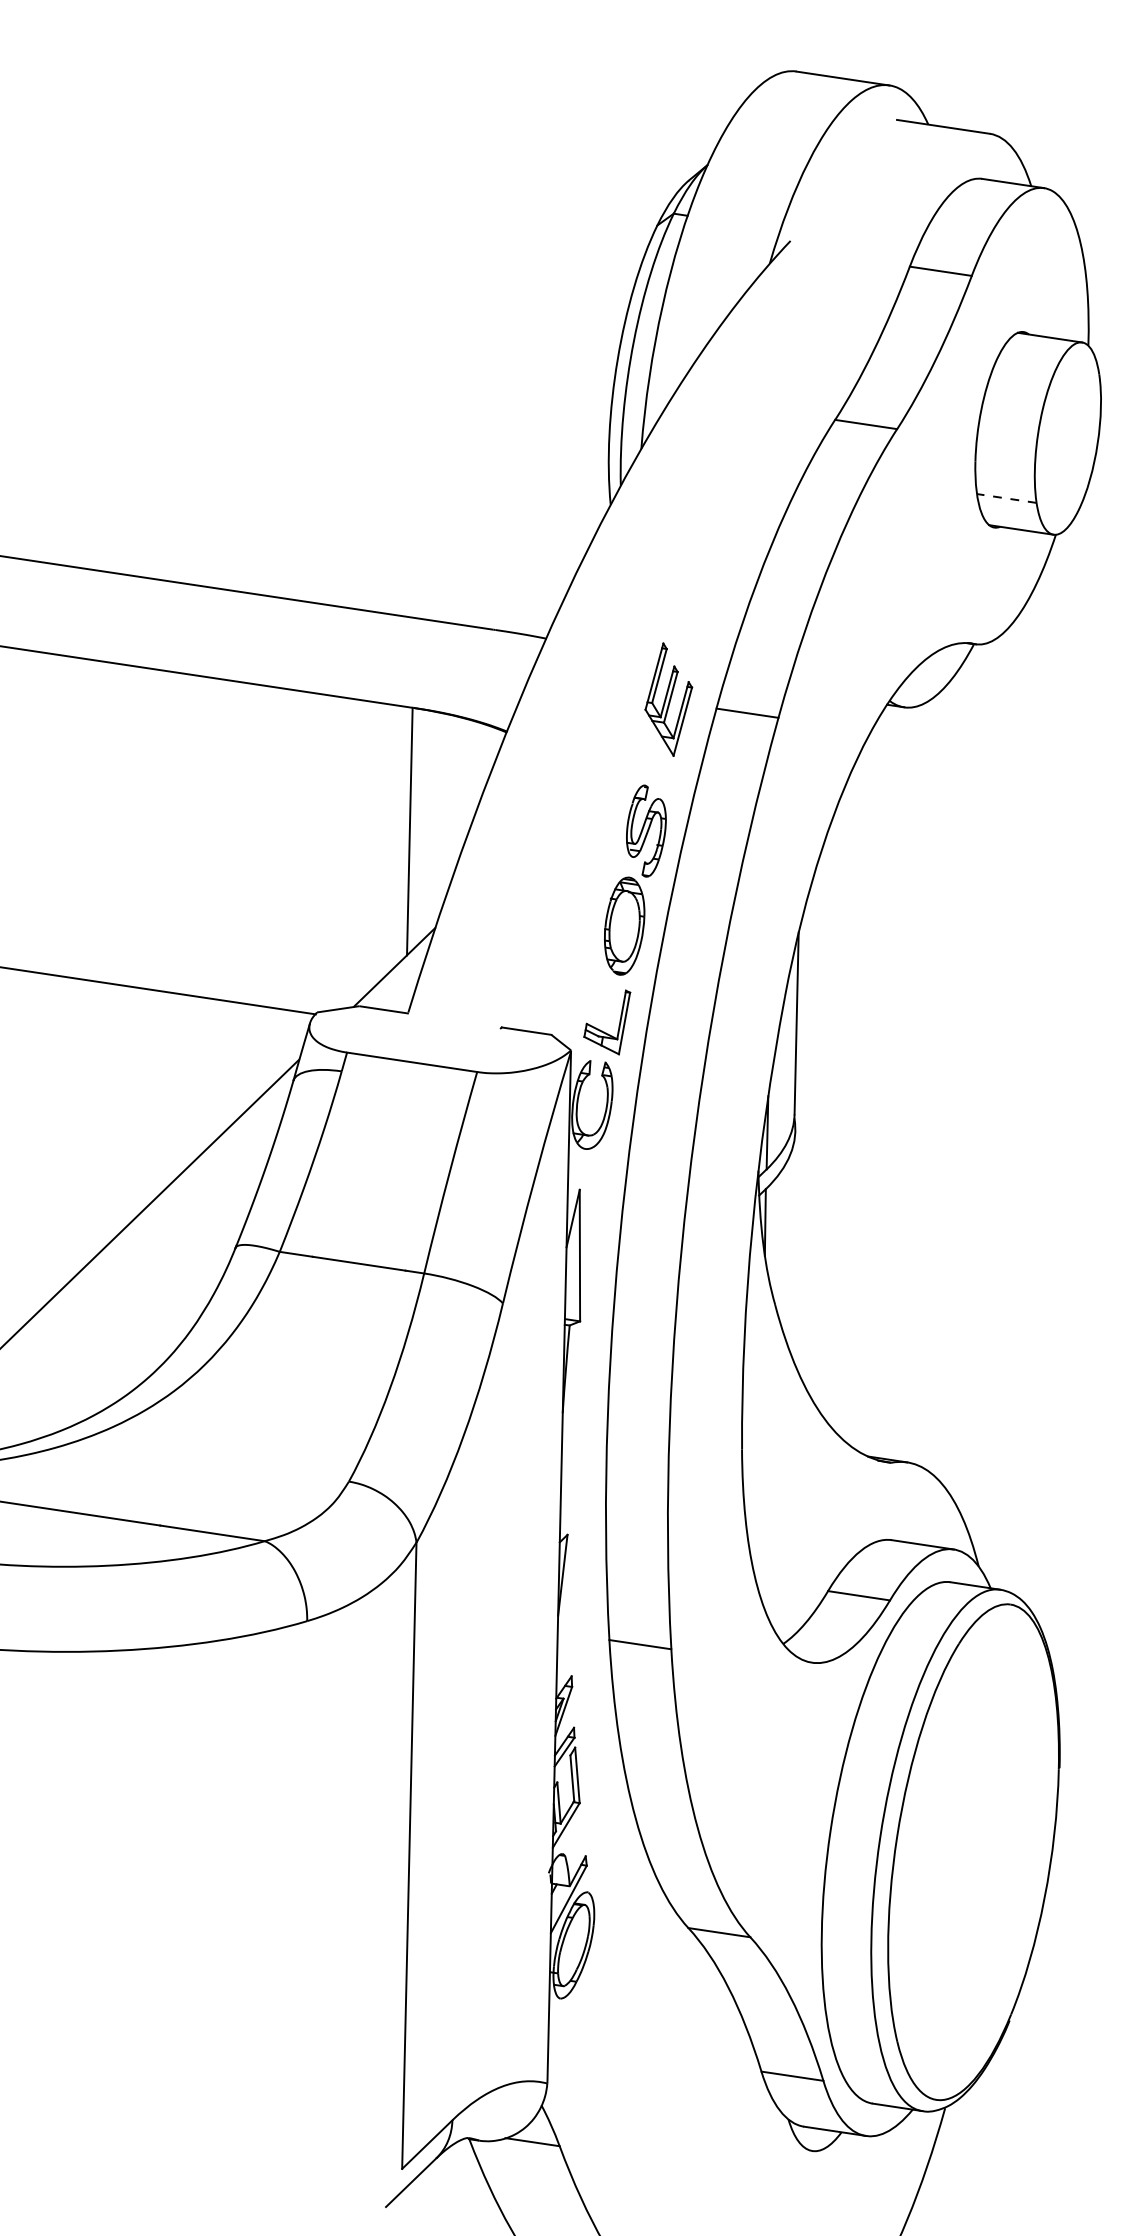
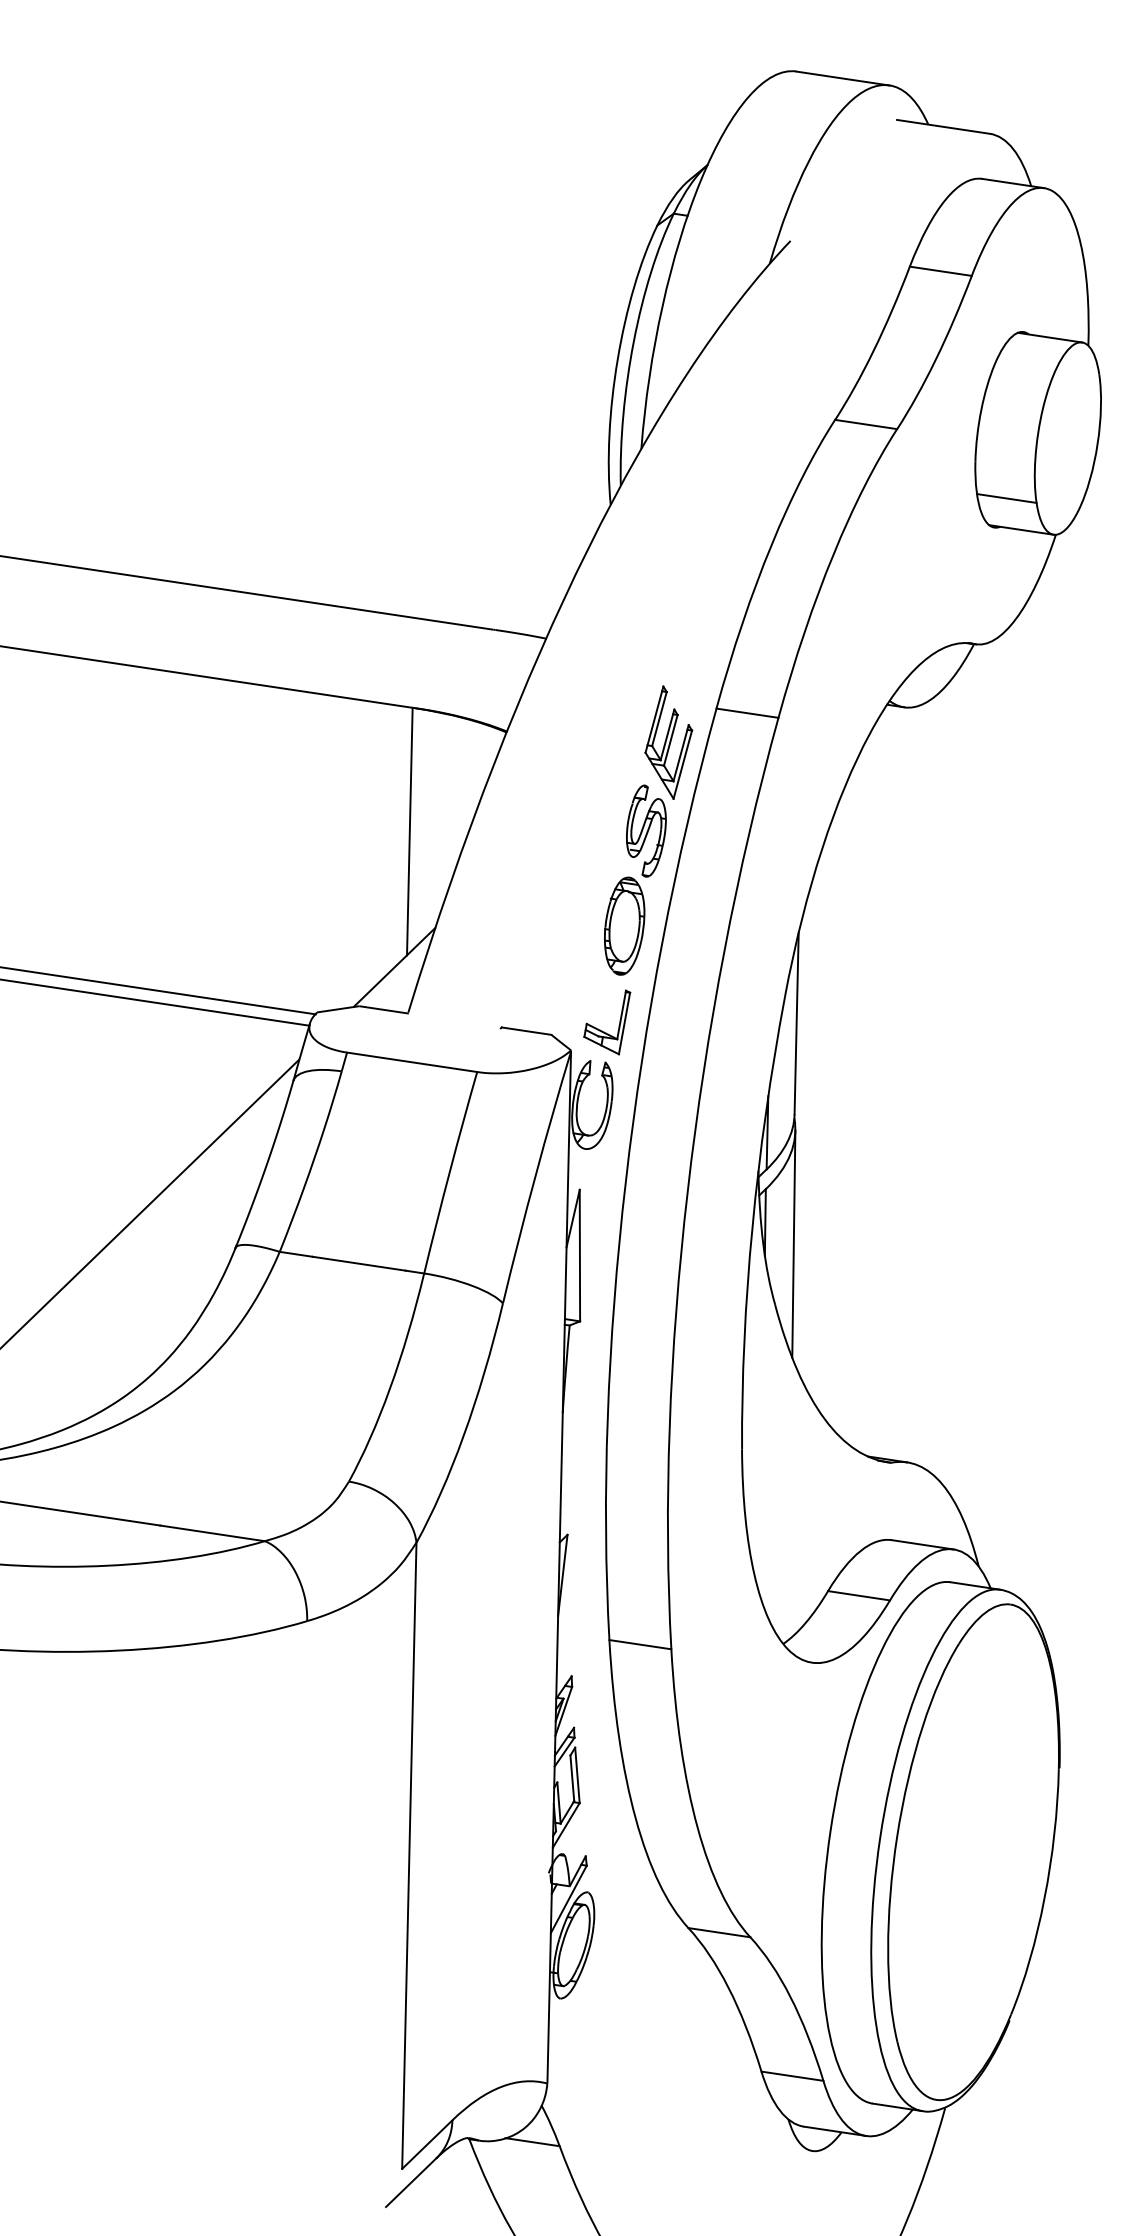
line: dashed -> solid (1006, 498)
part position: (668, 699) -> (668, 742) (668, 742)
line: none -> present (155, 1002)
line: none -> present (793, 1243)
